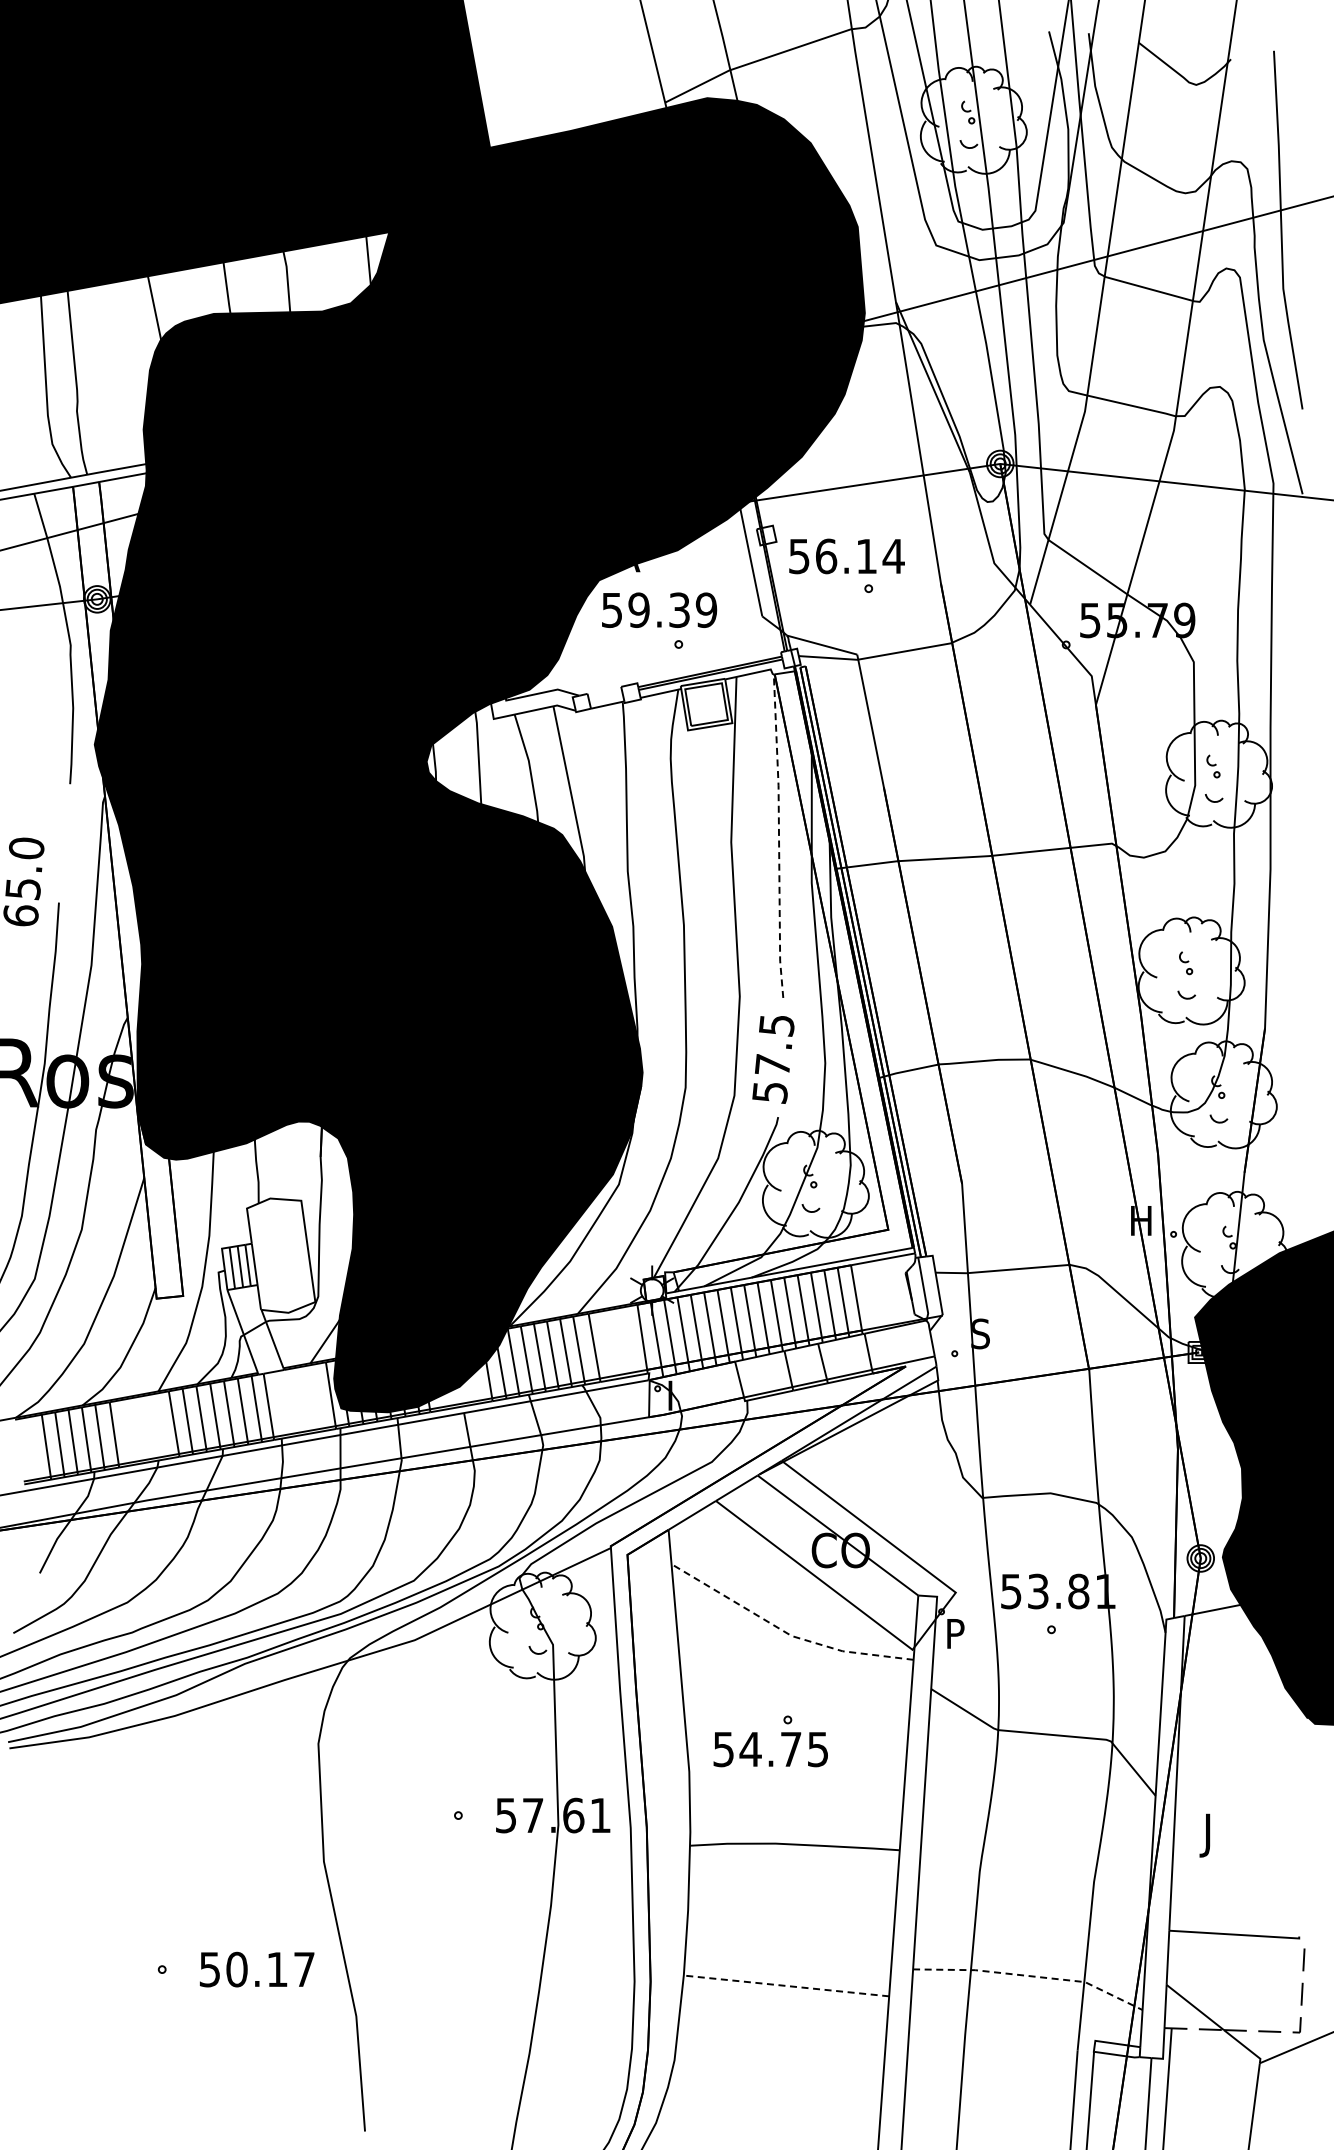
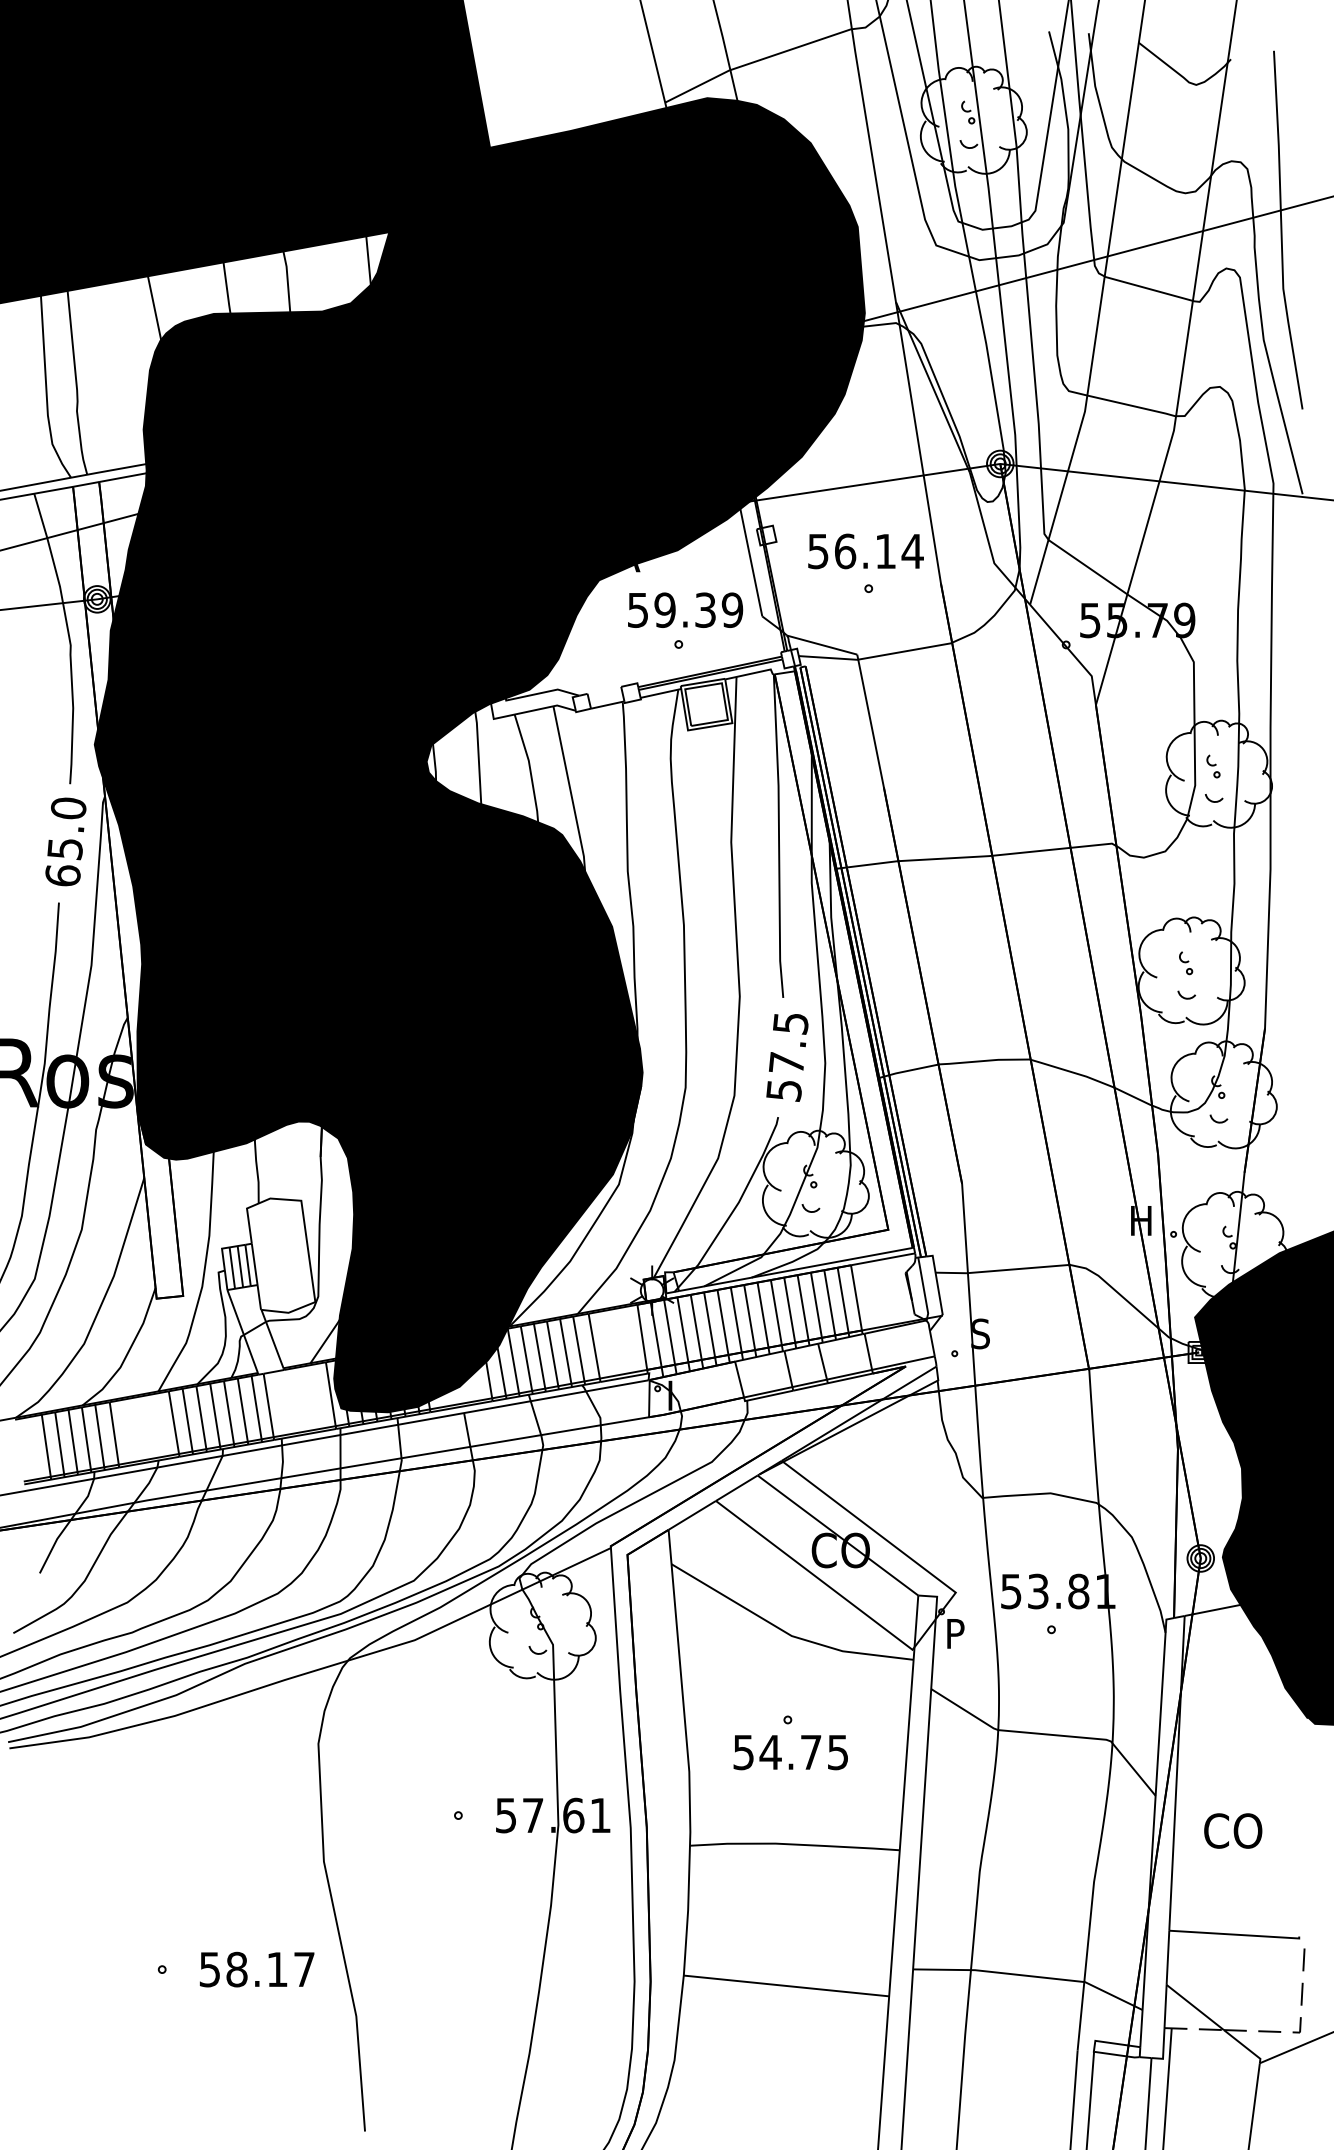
text position: (846, 556) -> (865, 551) (865, 551)
text position: (659, 609) -> (685, 609) (685, 609)
line: dashed -> solid (779, 836)
text position: (23, 881) -> (65, 841) (65, 841)
text position: (773, 1059) -> (787, 1057) (787, 1057)
line: dashed -> solid (785, 1632)
text position: (770, 1749) -> (790, 1752) (790, 1752)
text: J -> CO (1230, 1835)
text: 50.17 -> 58.17 (236, 1969)
line: dashed -> solid (1030, 1976)
line: dashed -> solid (785, 1985)
